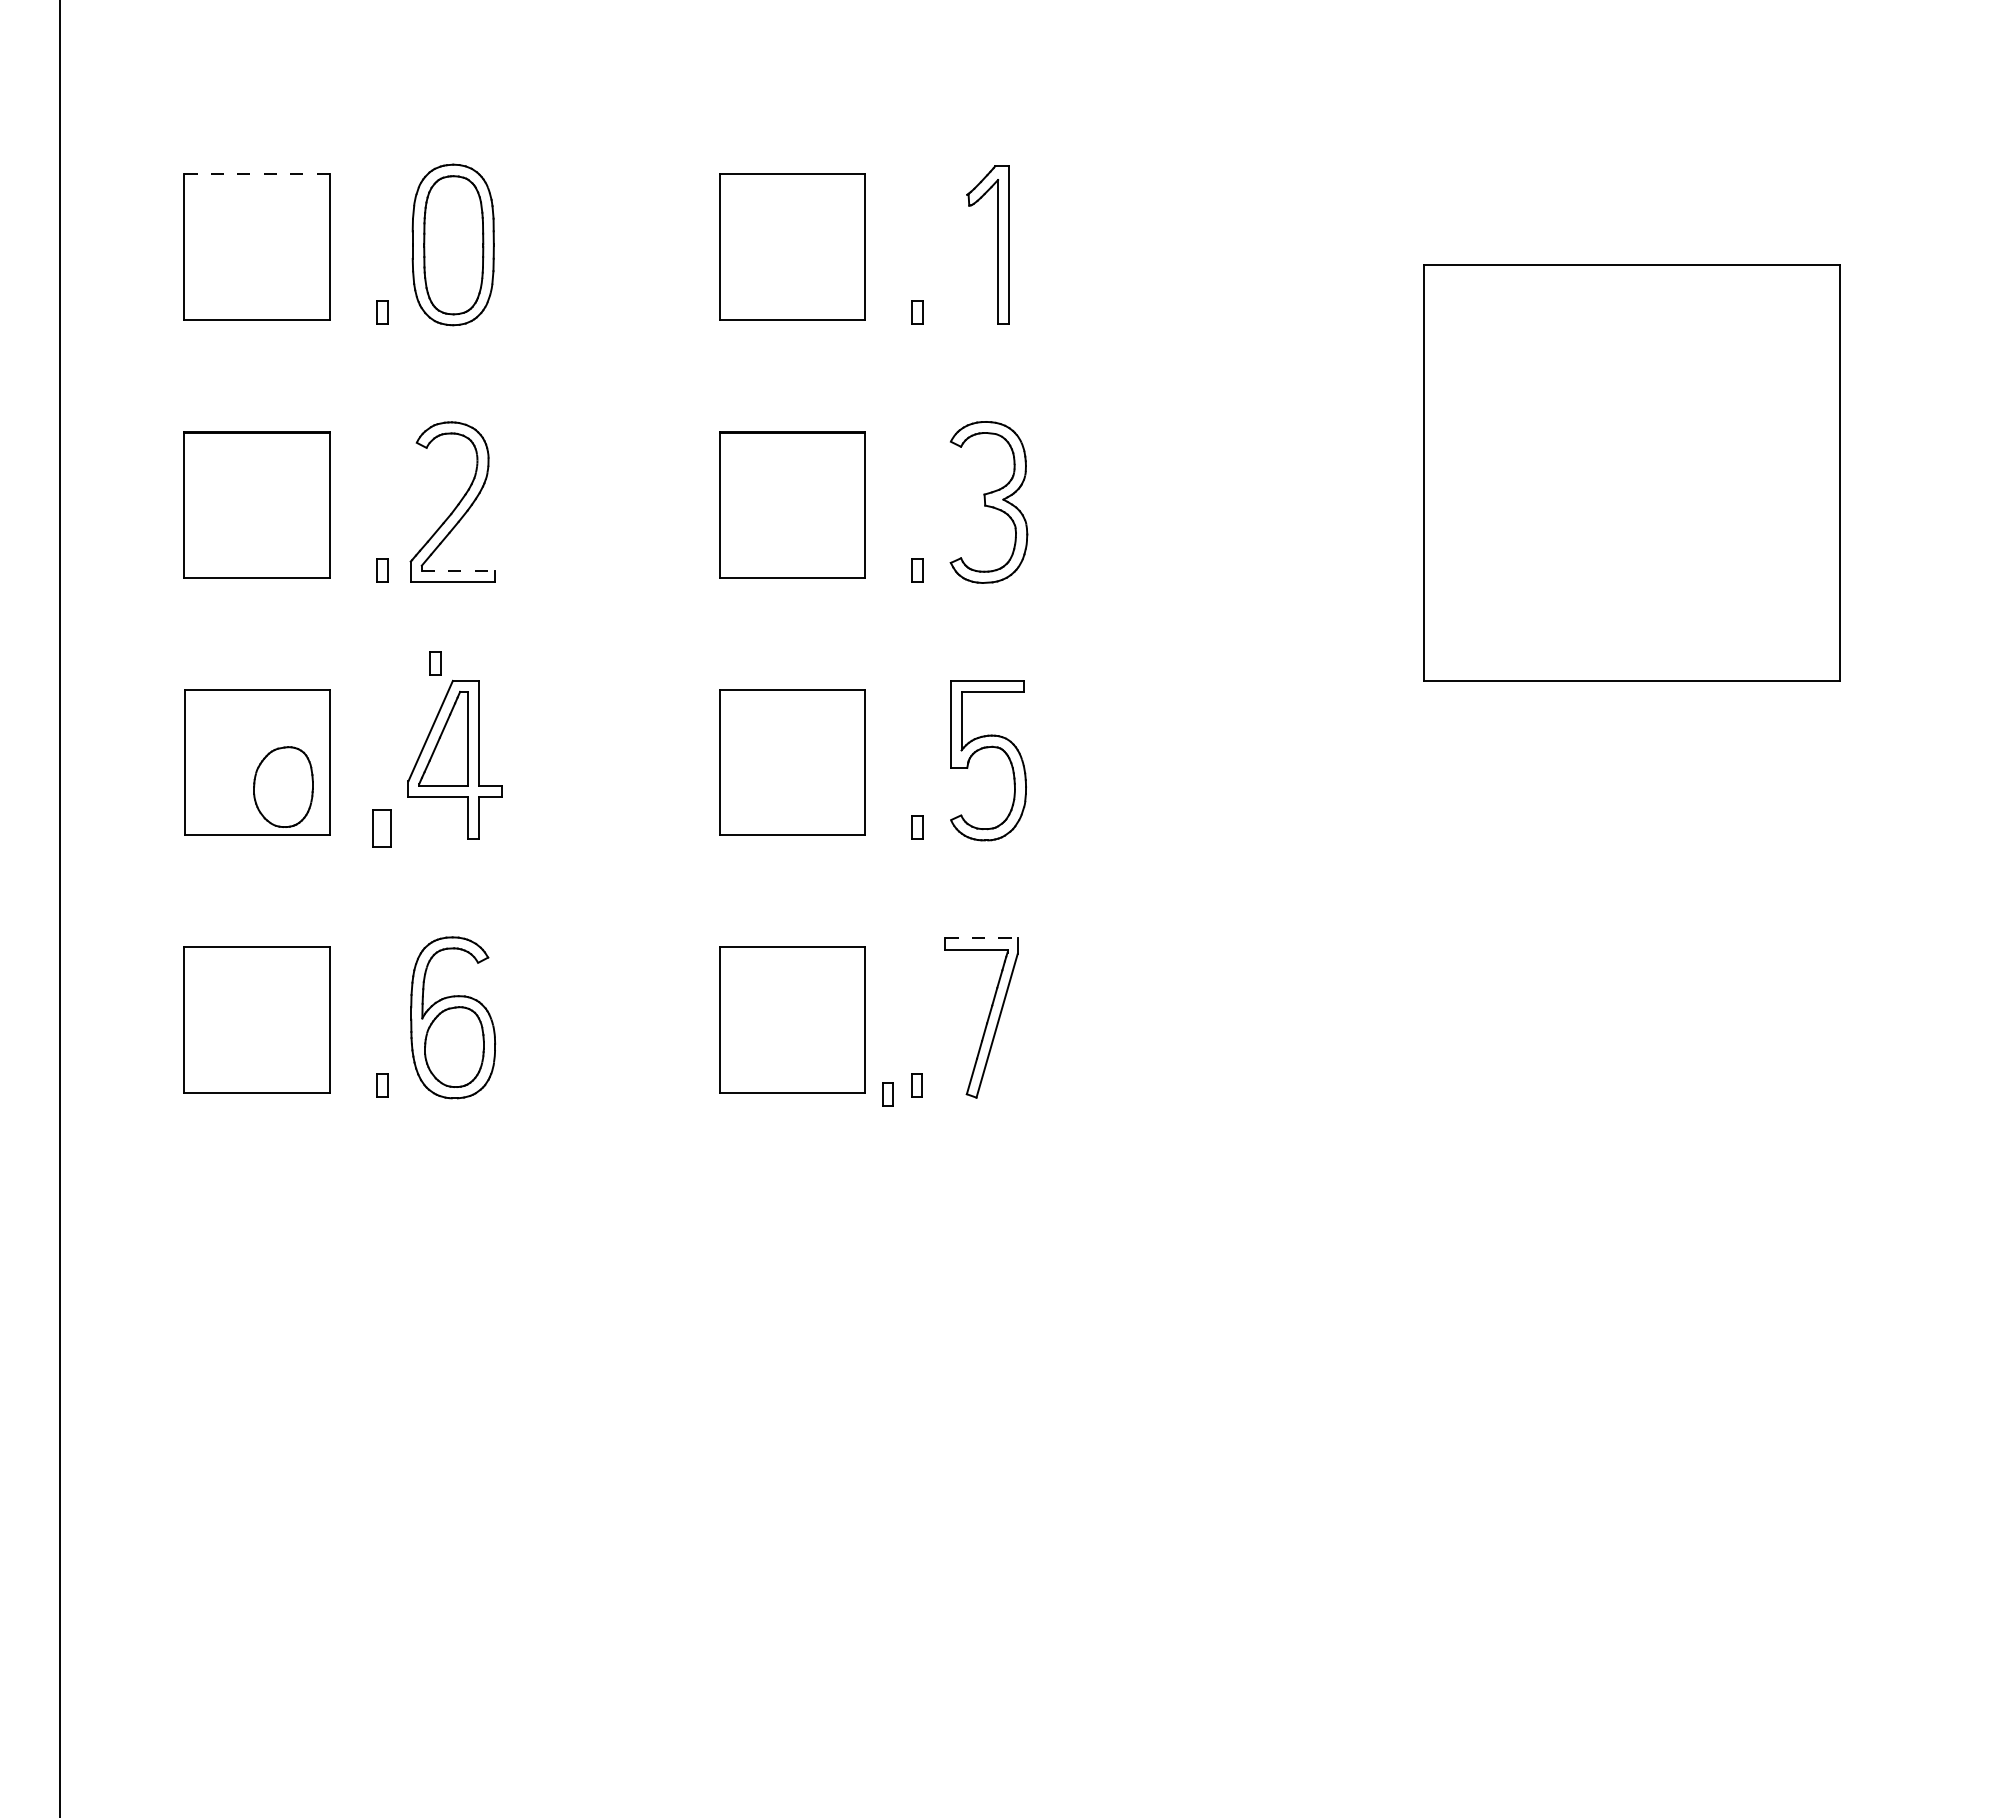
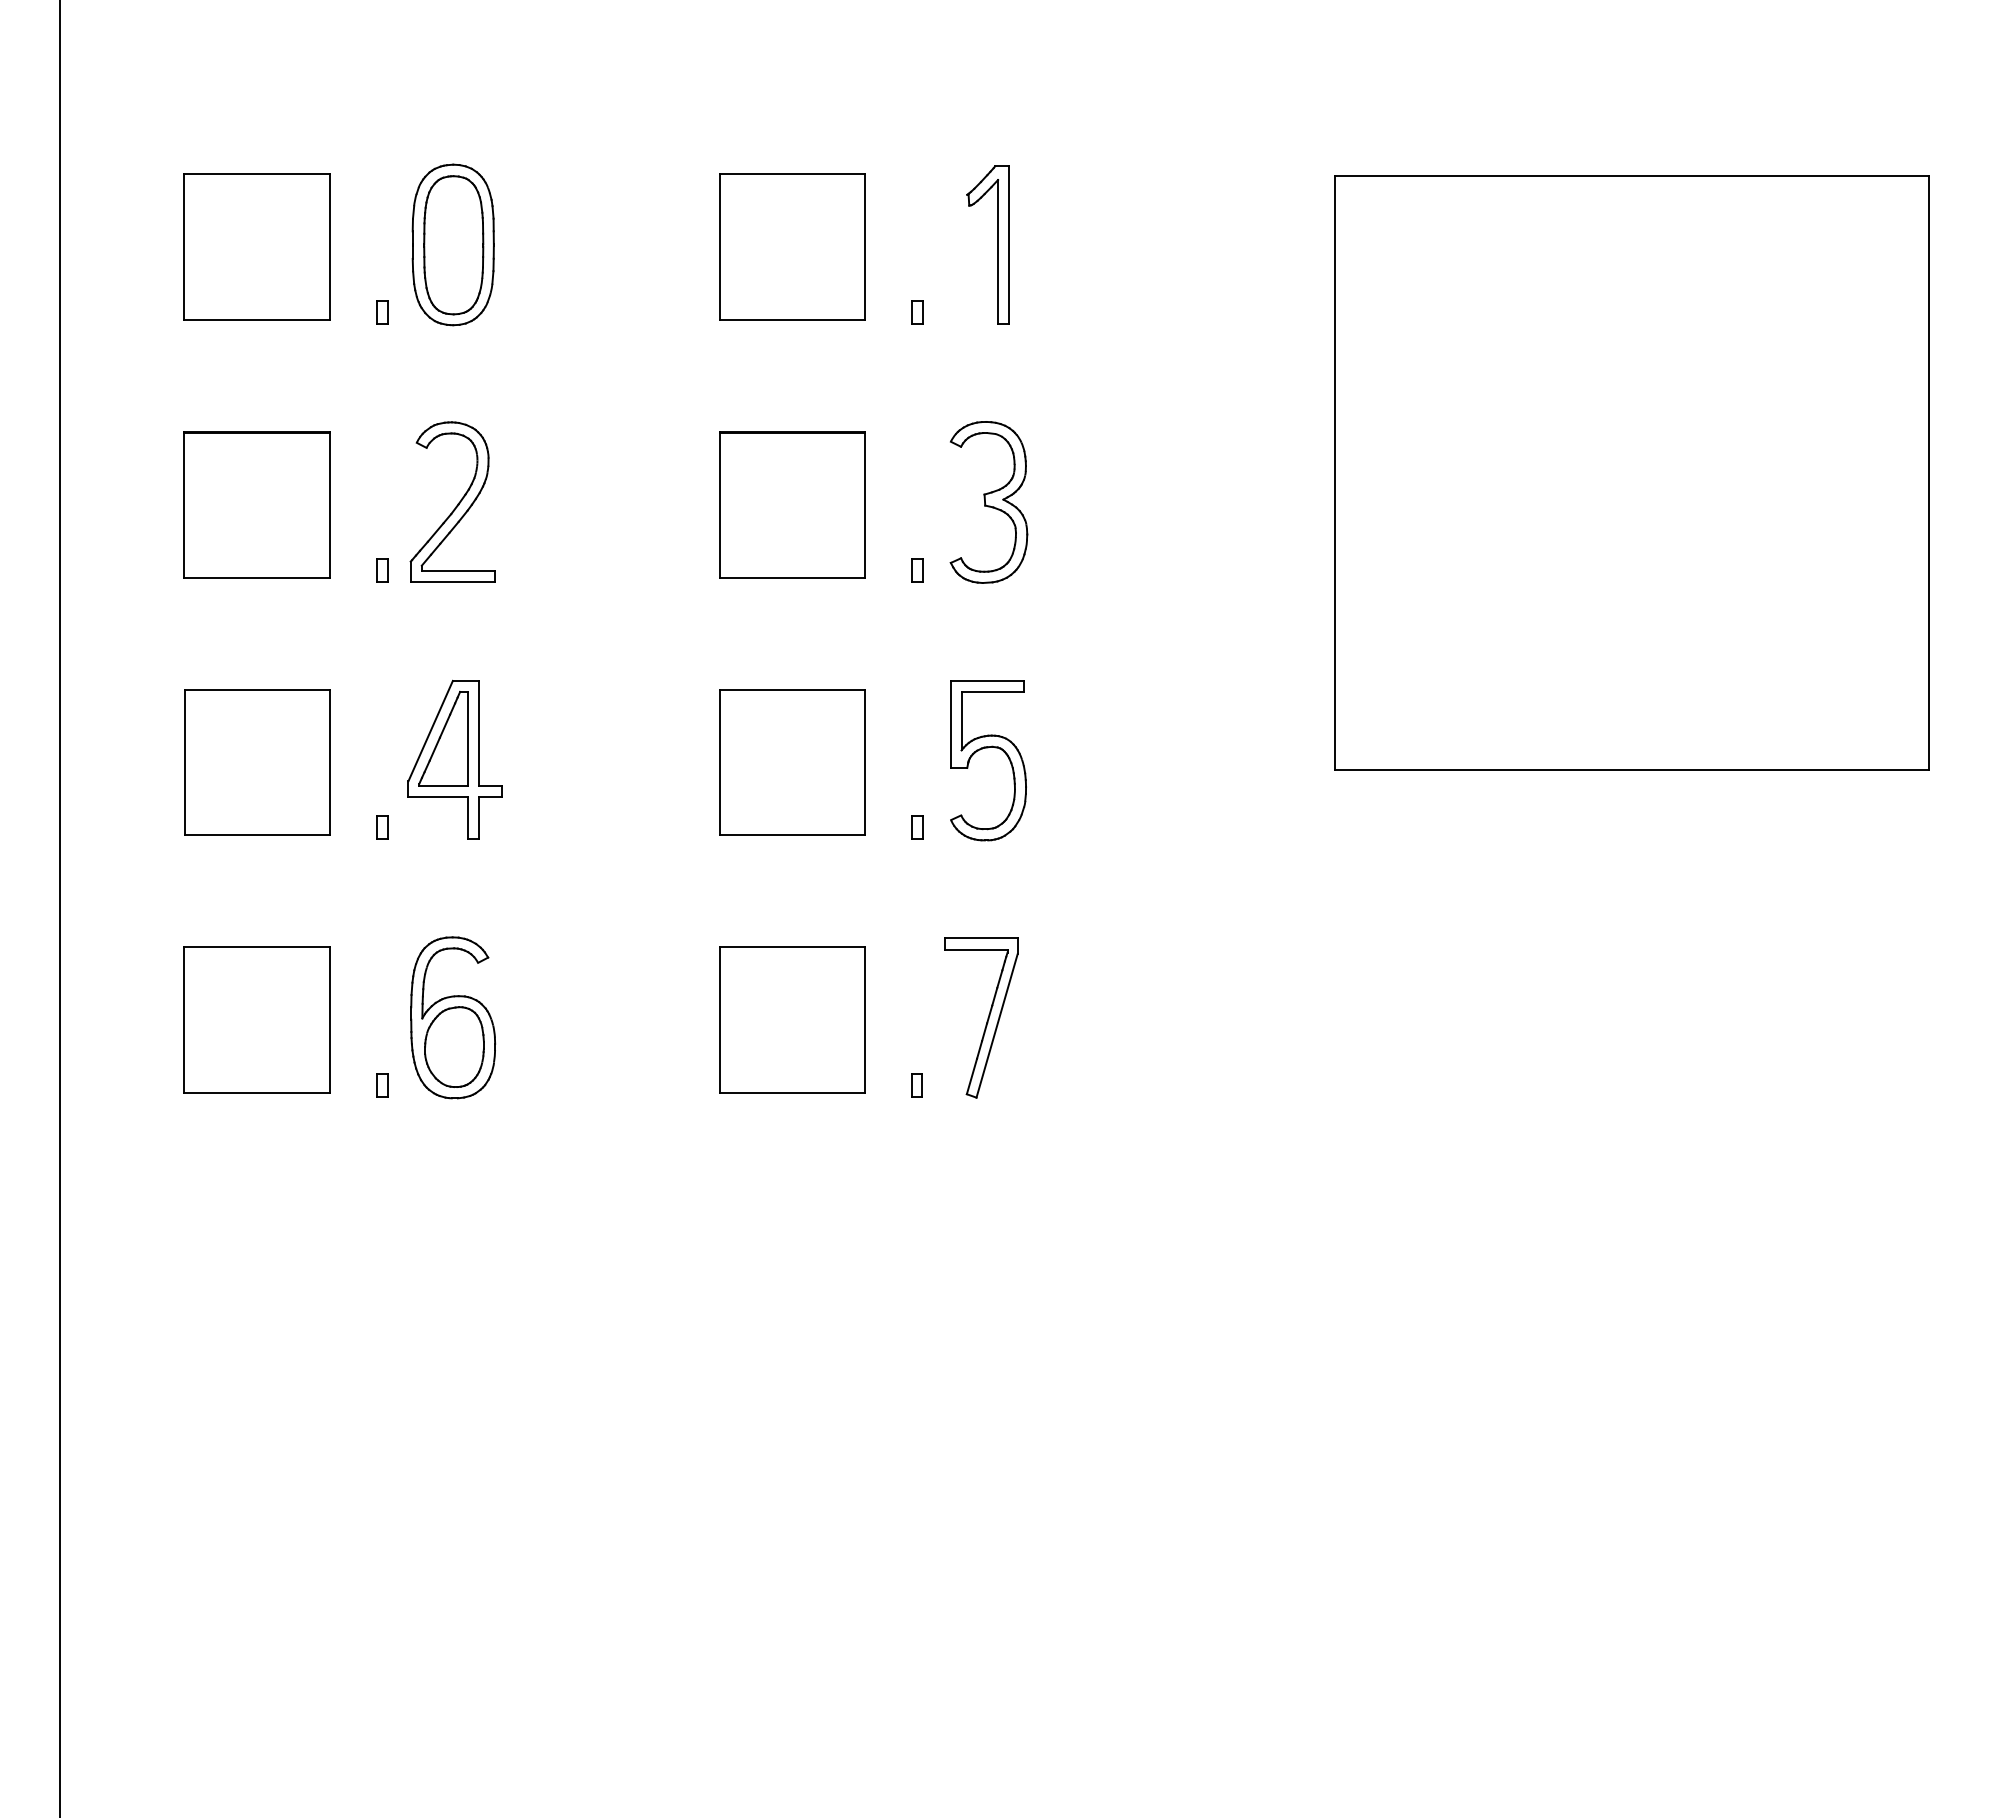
line: dashed -> solid (257, 174)
part size: 418x418 px -> 596x596 px (1631, 472)
line: dashed -> solid (458, 570)
part: present -> none (435, 663)
part: present -> none (283, 786)
part size: 20x39 px -> 13x25 px (382, 827)
line: dashed -> solid (982, 938)
part: present -> none (887, 1094)
